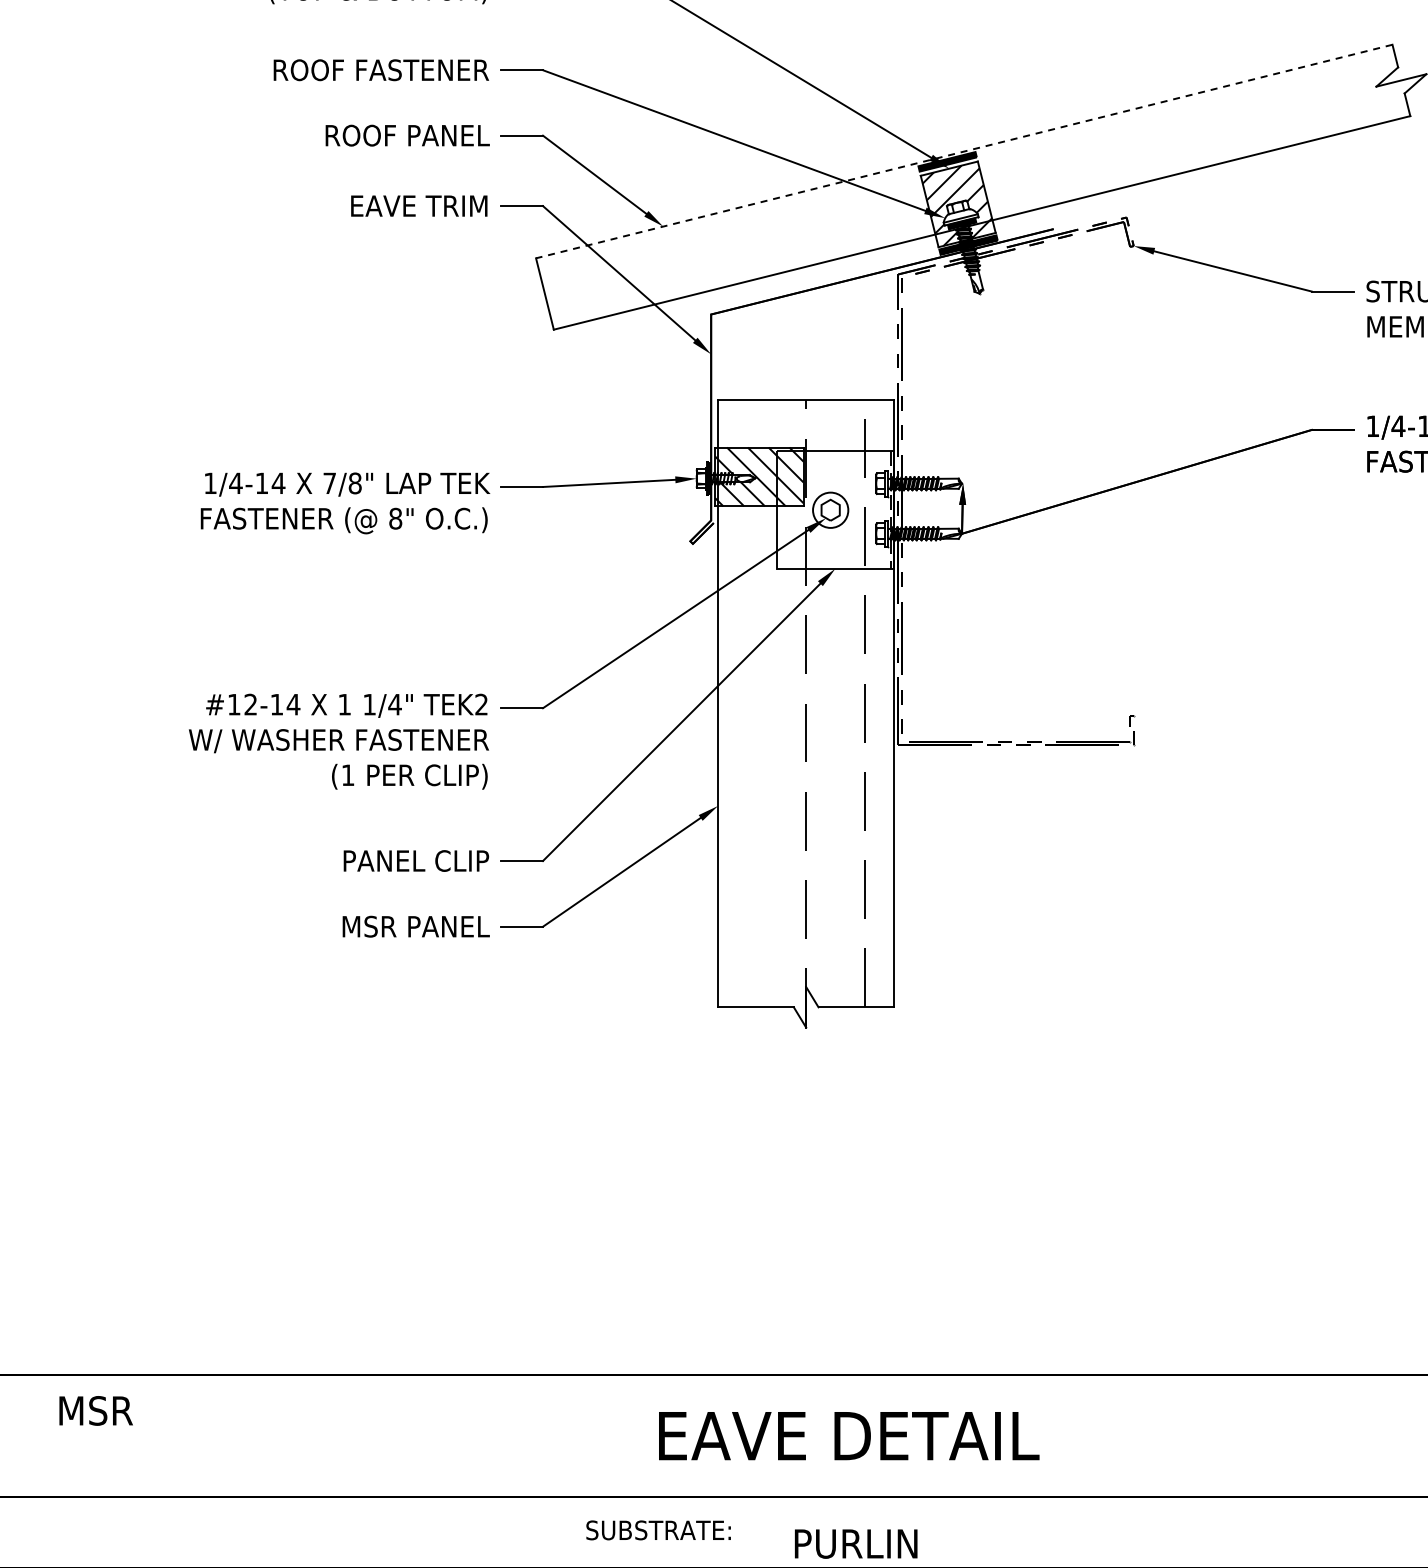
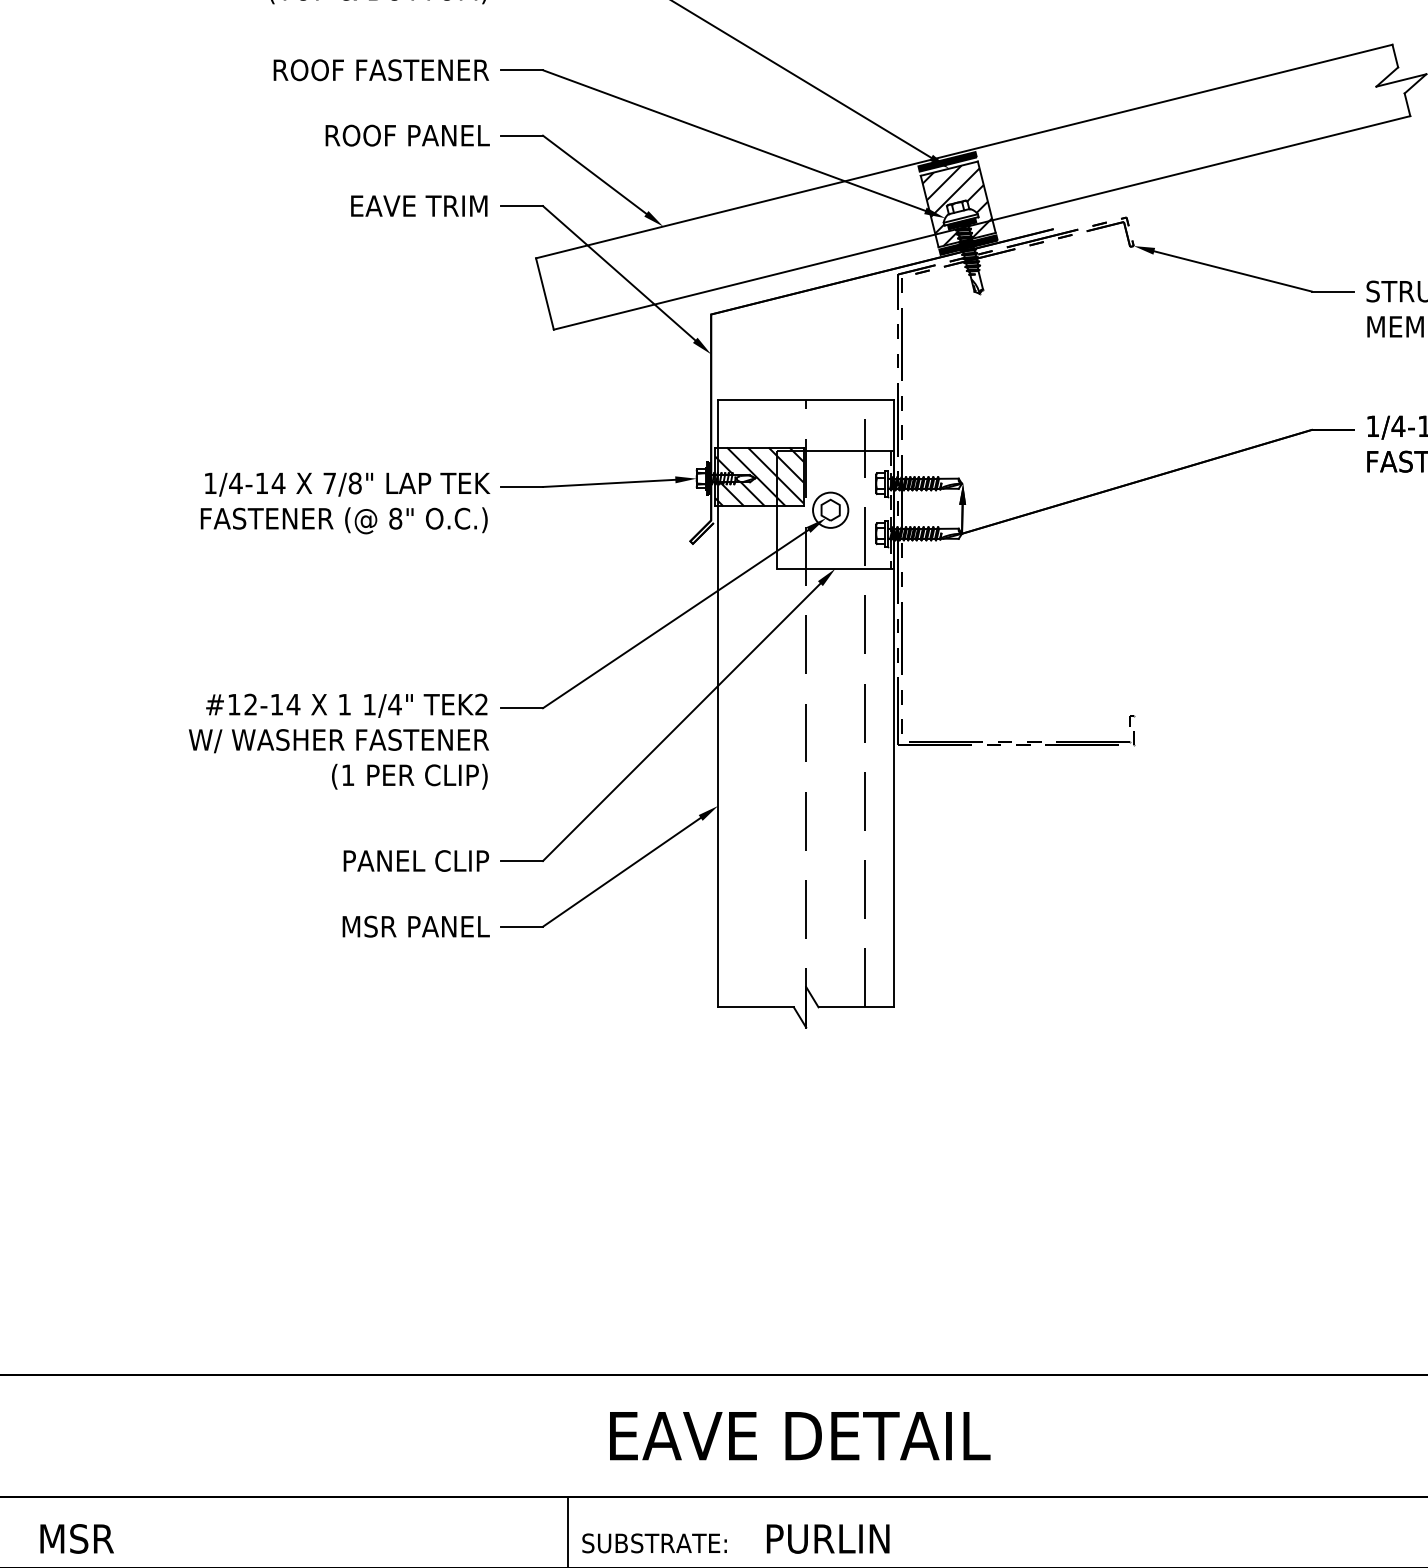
line: dashed -> solid (963, 151)
text position: (95, 1410) -> (76, 1538) (76, 1538)
text position: (849, 1436) -> (800, 1436) (800, 1436)
line: none -> present (568, 1530)
text position: (658, 1530) -> (654, 1543) (654, 1543)
text position: (856, 1543) -> (828, 1538) (828, 1538)
